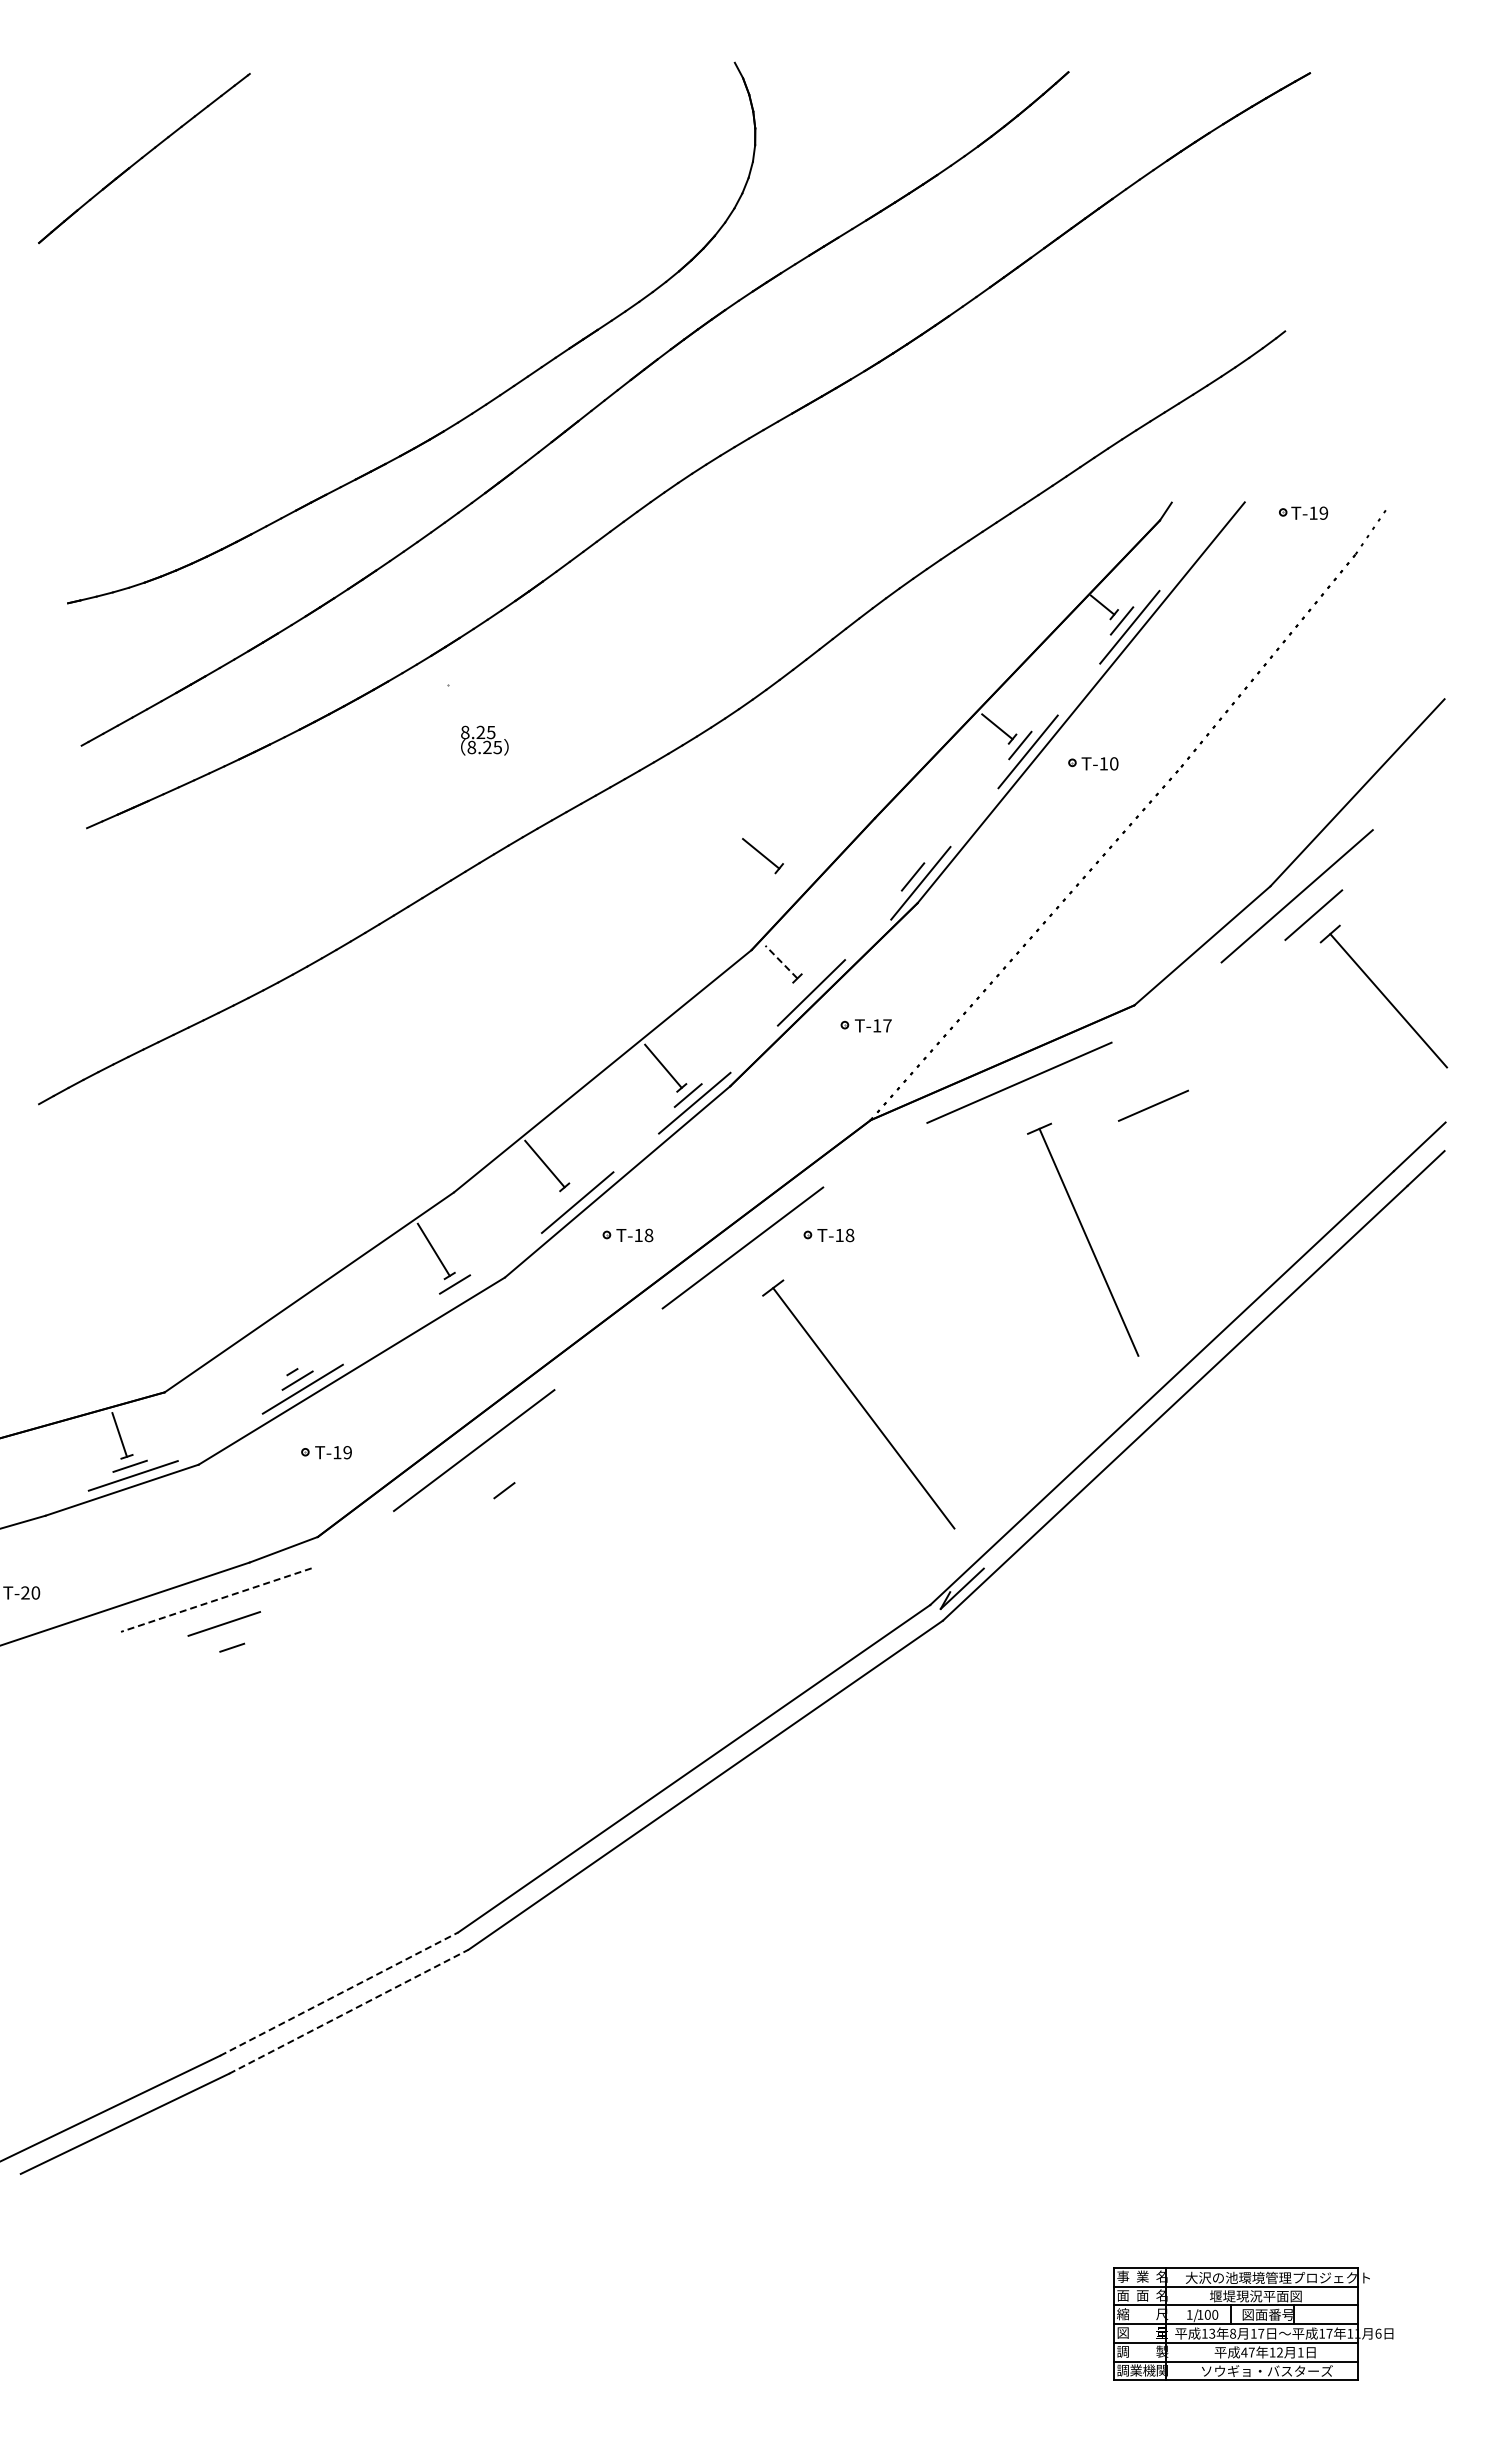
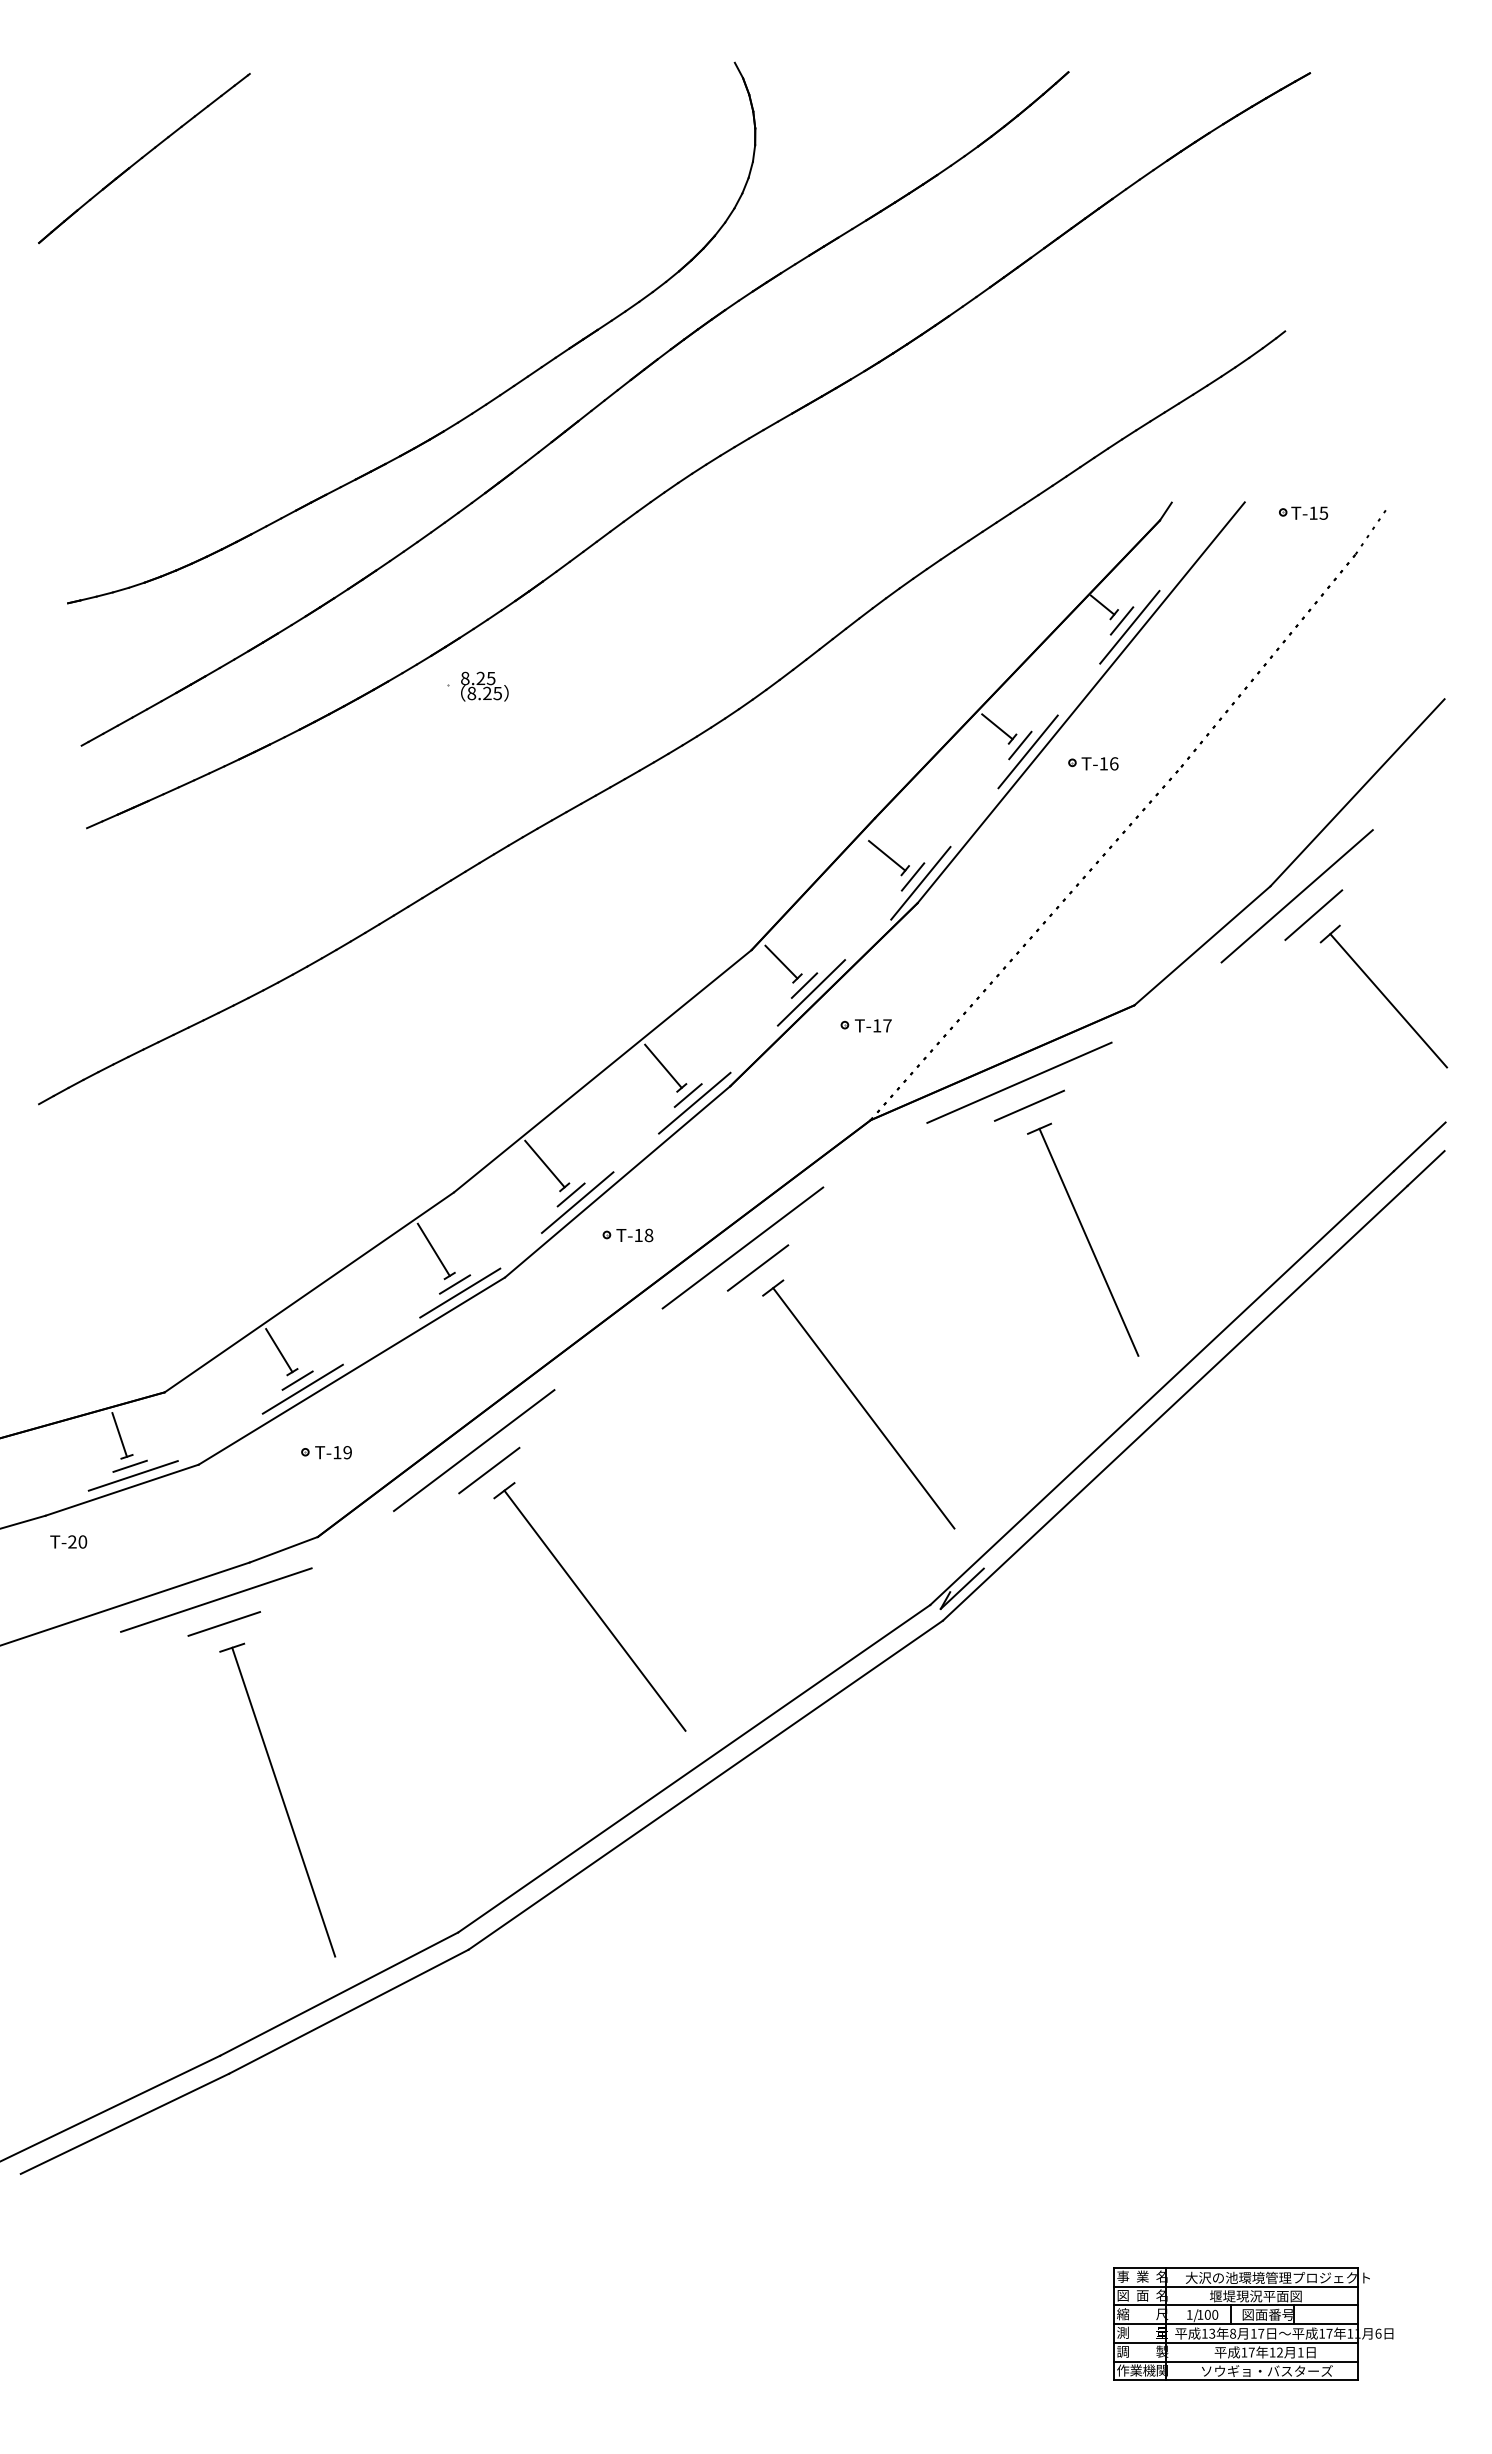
text: T-19 -> T-15 (1323, 512)
text position: (484, 740) -> (484, 686) (484, 686)
text: T-10 -> T-16 (1114, 763)
part position: (762, 856) -> (888, 858) (888, 858)
line: dashed -> solid (781, 962)
line: none -> present (804, 985)
line position: (1153, 1105) -> (1029, 1105) (1029, 1105)
line: none -> present (570, 1194)
part: present -> none (828, 1235)
line: none -> present (757, 1267)
line: none -> present (460, 1292)
line: none -> present (279, 1350)
line: none -> present (489, 1470)
text position: (21, 1592) -> (68, 1541) (68, 1541)
line: dashed -> solid (215, 1600)
line: none -> present (594, 1610)
line: none -> present (283, 1801)
line: dashed -> solid (339, 1993)
line: dashed -> solid (348, 2011)
text: 面 -> 図 (1123, 2295)
text: 図 -> 測 (1122, 2332)
text: 47 -> 17 (1244, 2352)
text: 調 -> 作 (1123, 2370)
